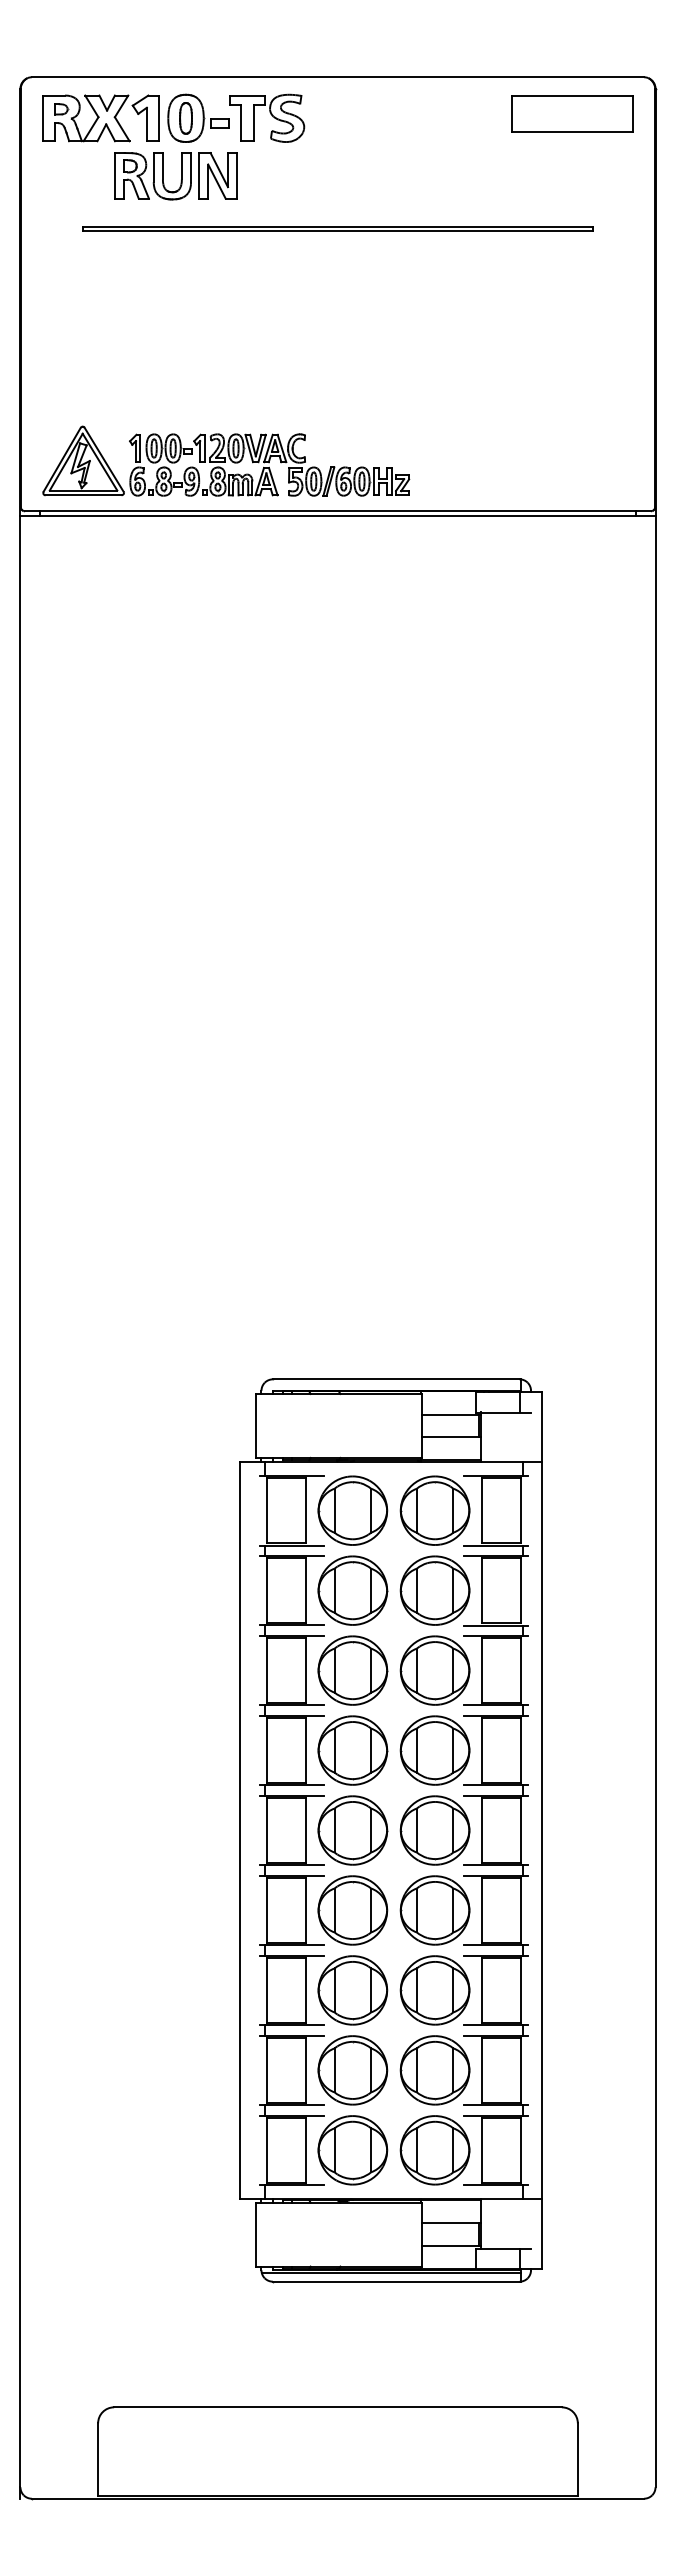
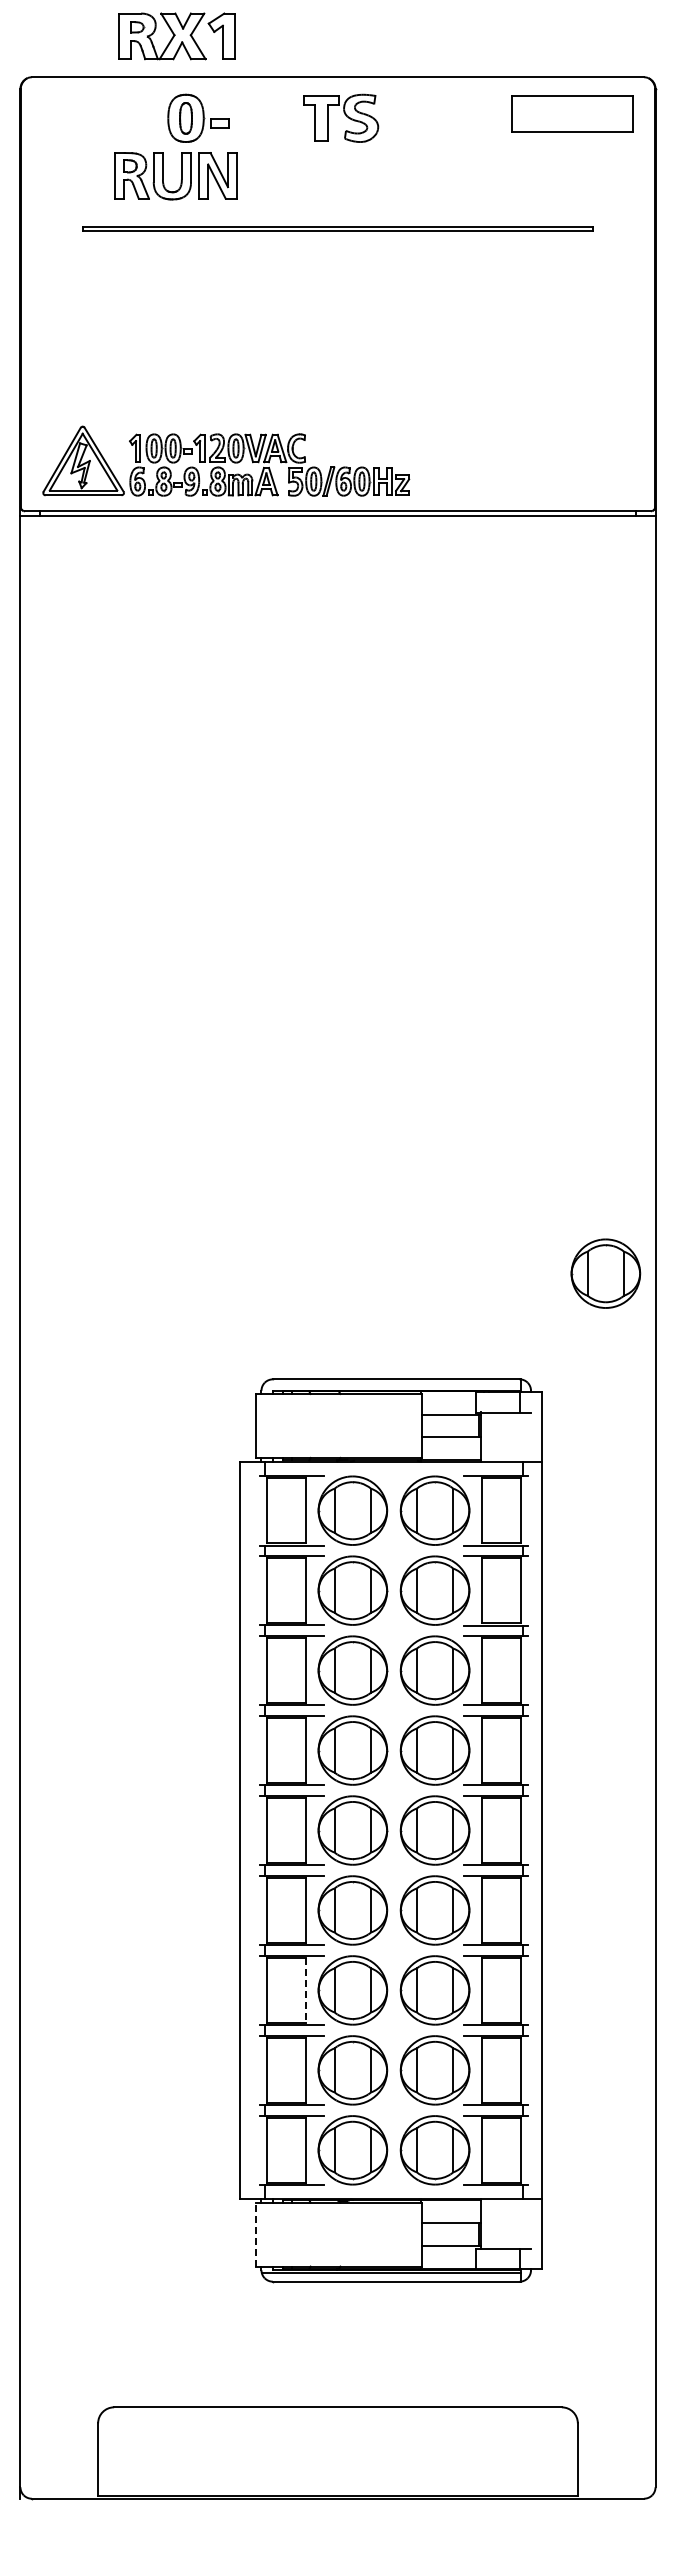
part position: (267, 117) -> (341, 117) (341, 117)
part position: (100, 118) -> (176, 36) (176, 36)
part: none -> present (605, 1273)
line: solid -> dashed (306, 1990)
line: solid -> dashed (256, 2234)
